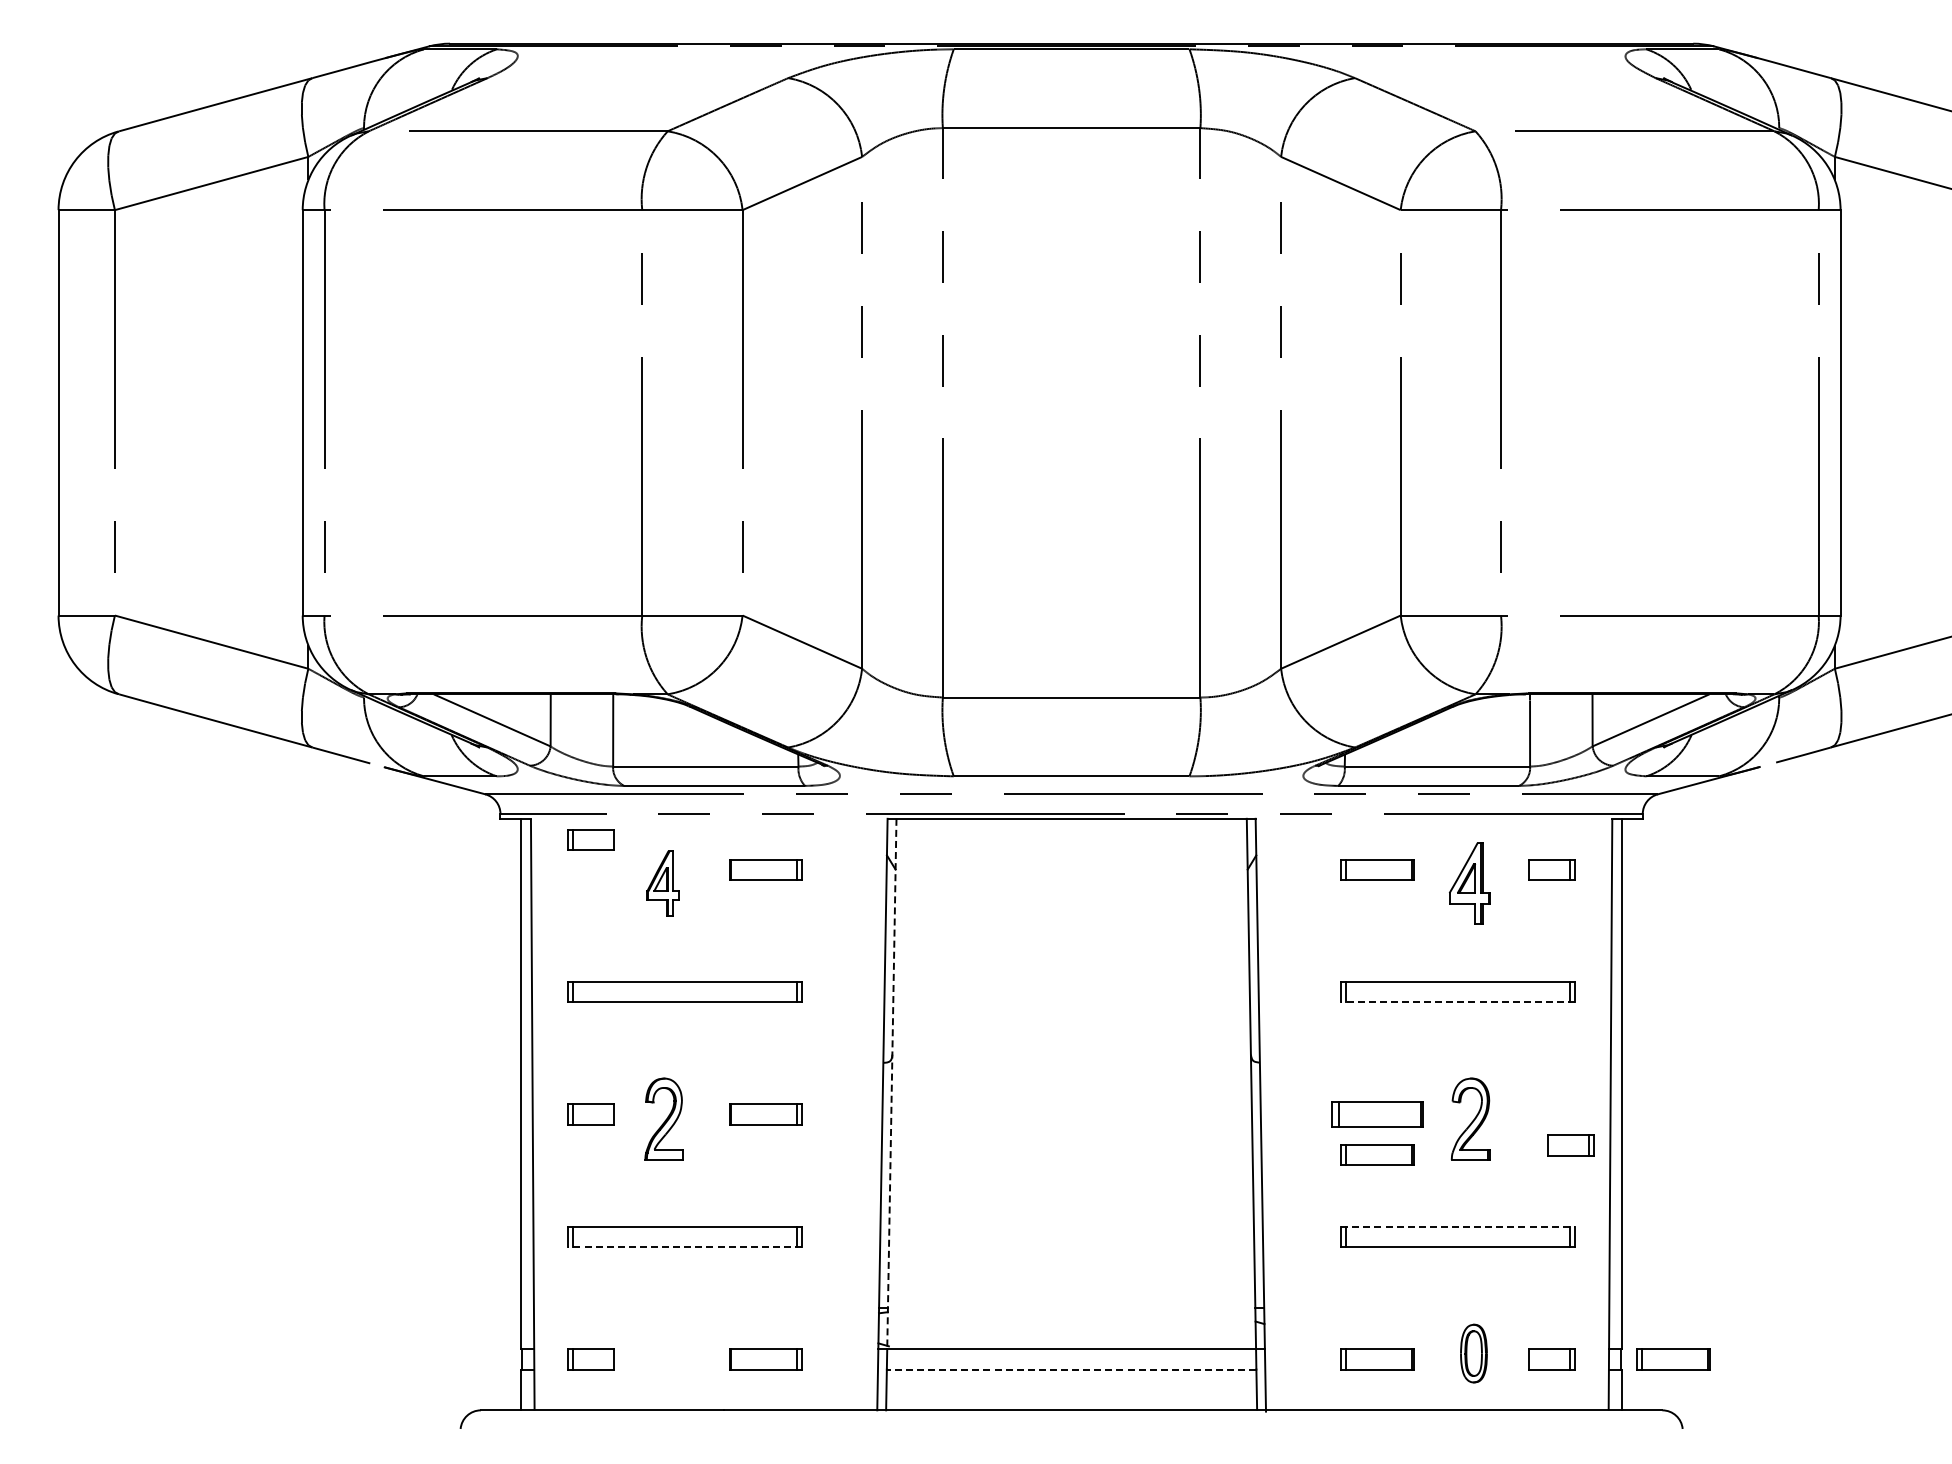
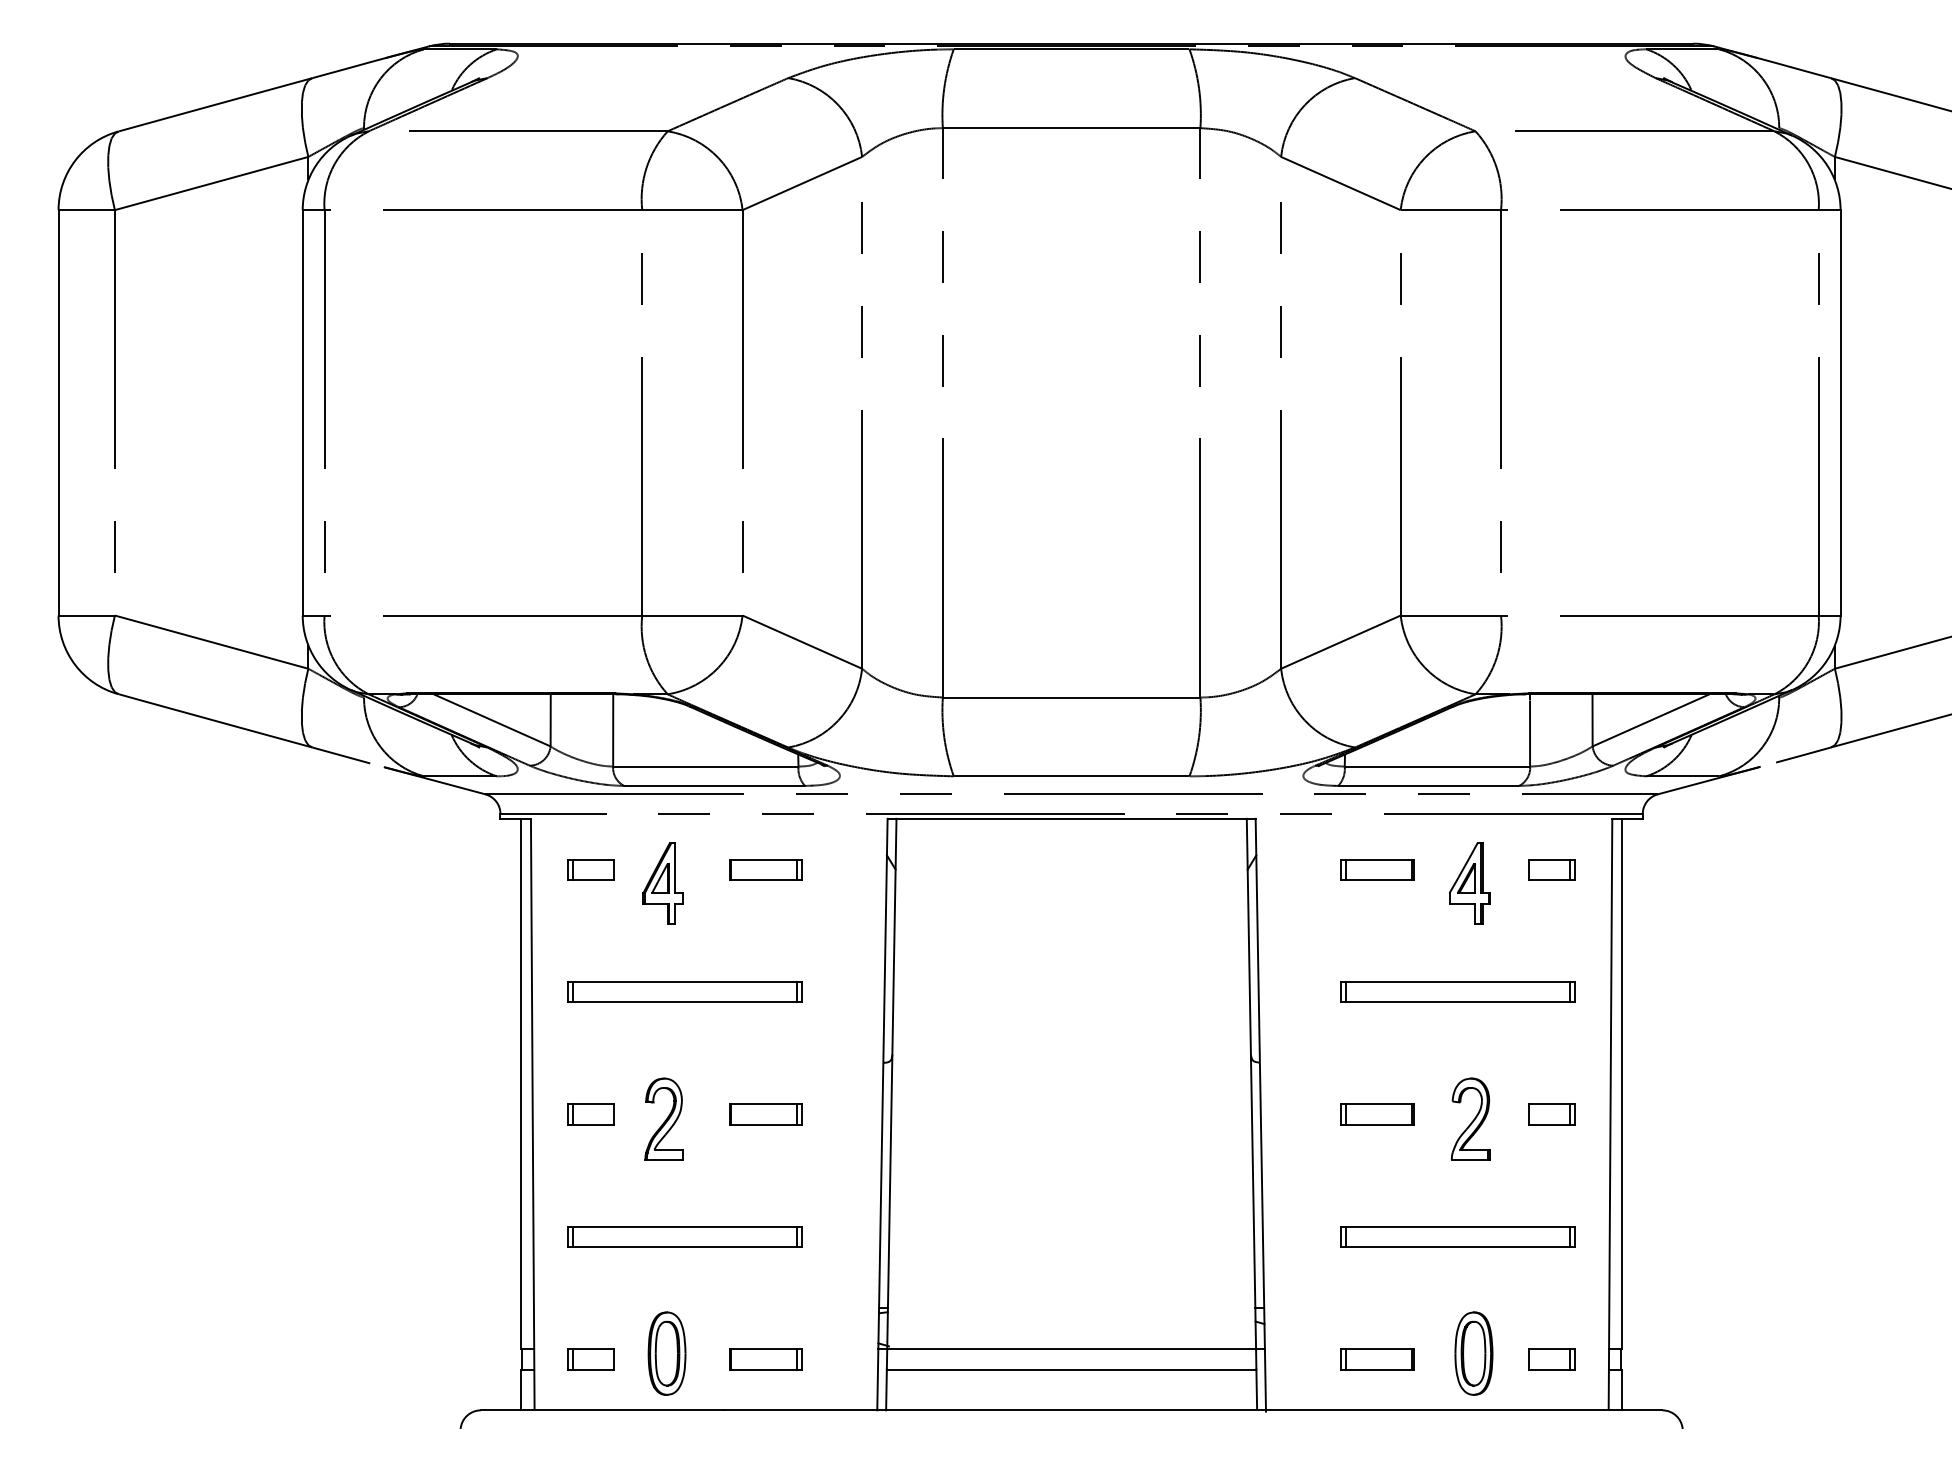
part position: (590, 839) -> (590, 869) (590, 869)
part size: 34x67 px -> 42x83 px (662, 883)
line: dashed -> solid (1458, 1002)
line: dashed -> solid (891, 1084)
part size: 93x27 px -> 75x23 px (1377, 1114)
part position: (1570, 1145) -> (1551, 1114) (1551, 1114)
part: present -> none (1377, 1154)
line: dashed -> solid (1458, 1226)
line: dashed -> solid (685, 1247)
part: none -> present (666, 1353)
part size: 28x61 px -> 40x85 px (1473, 1353)
part: present -> none (1673, 1359)
line: dashed -> solid (1071, 1369)
